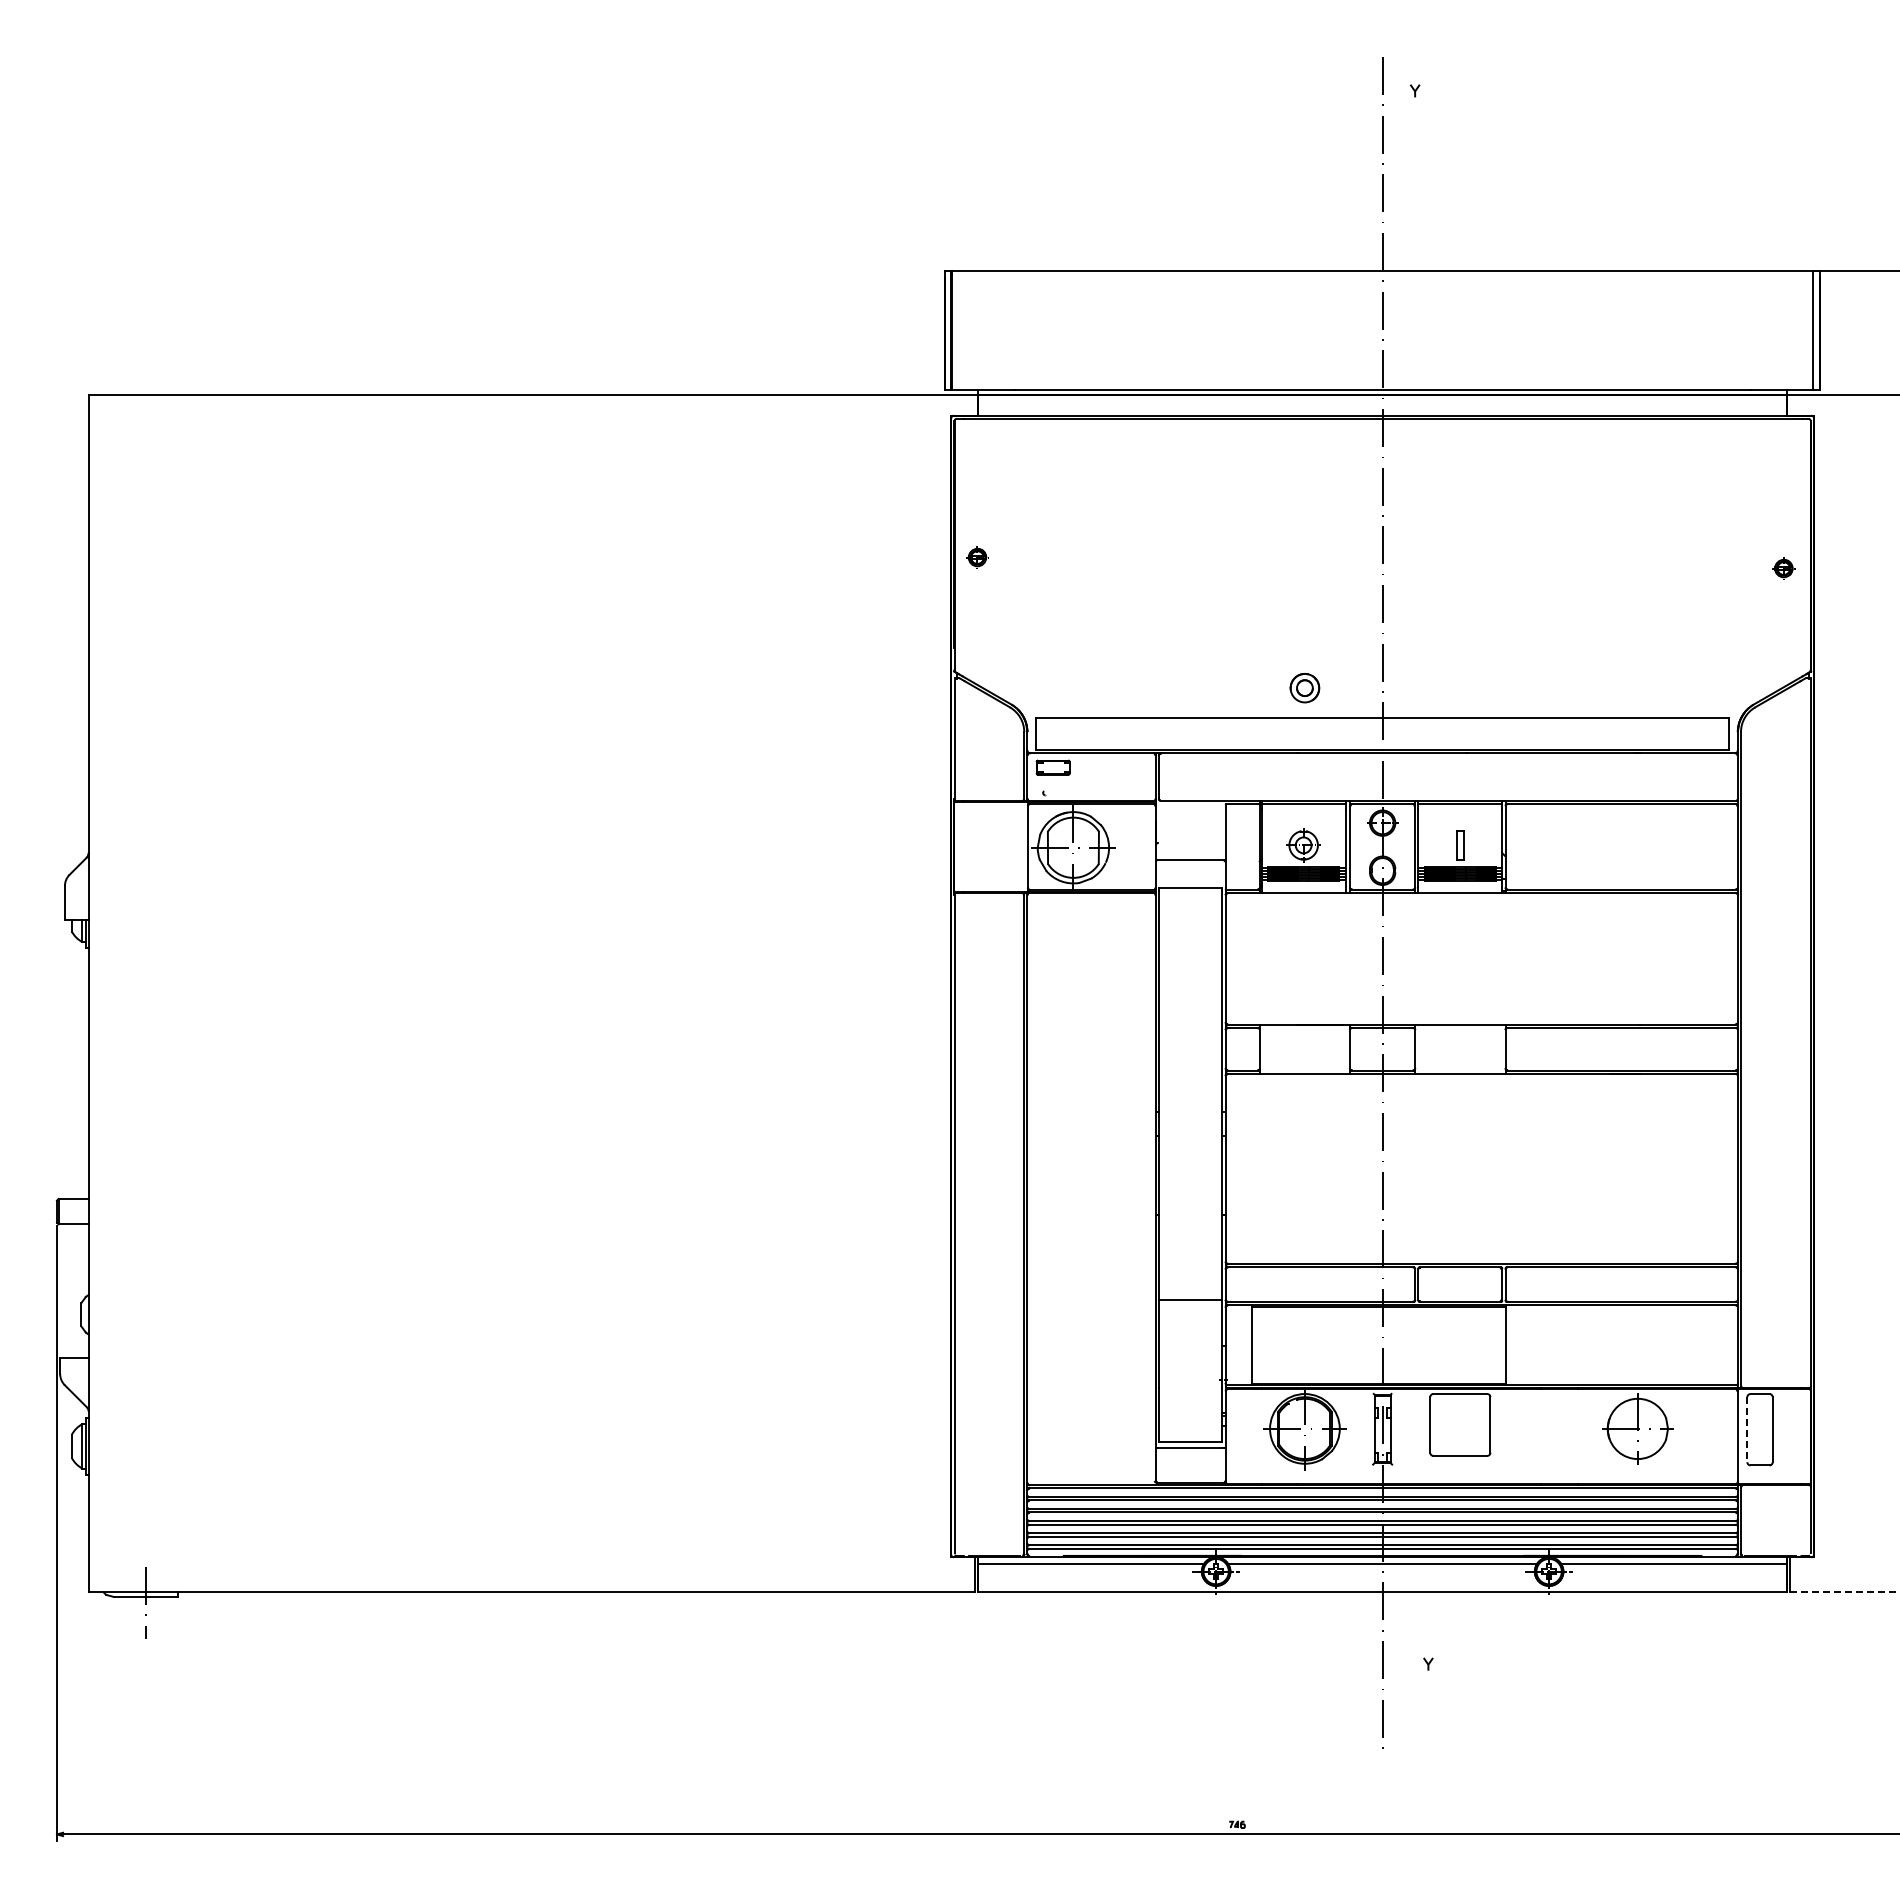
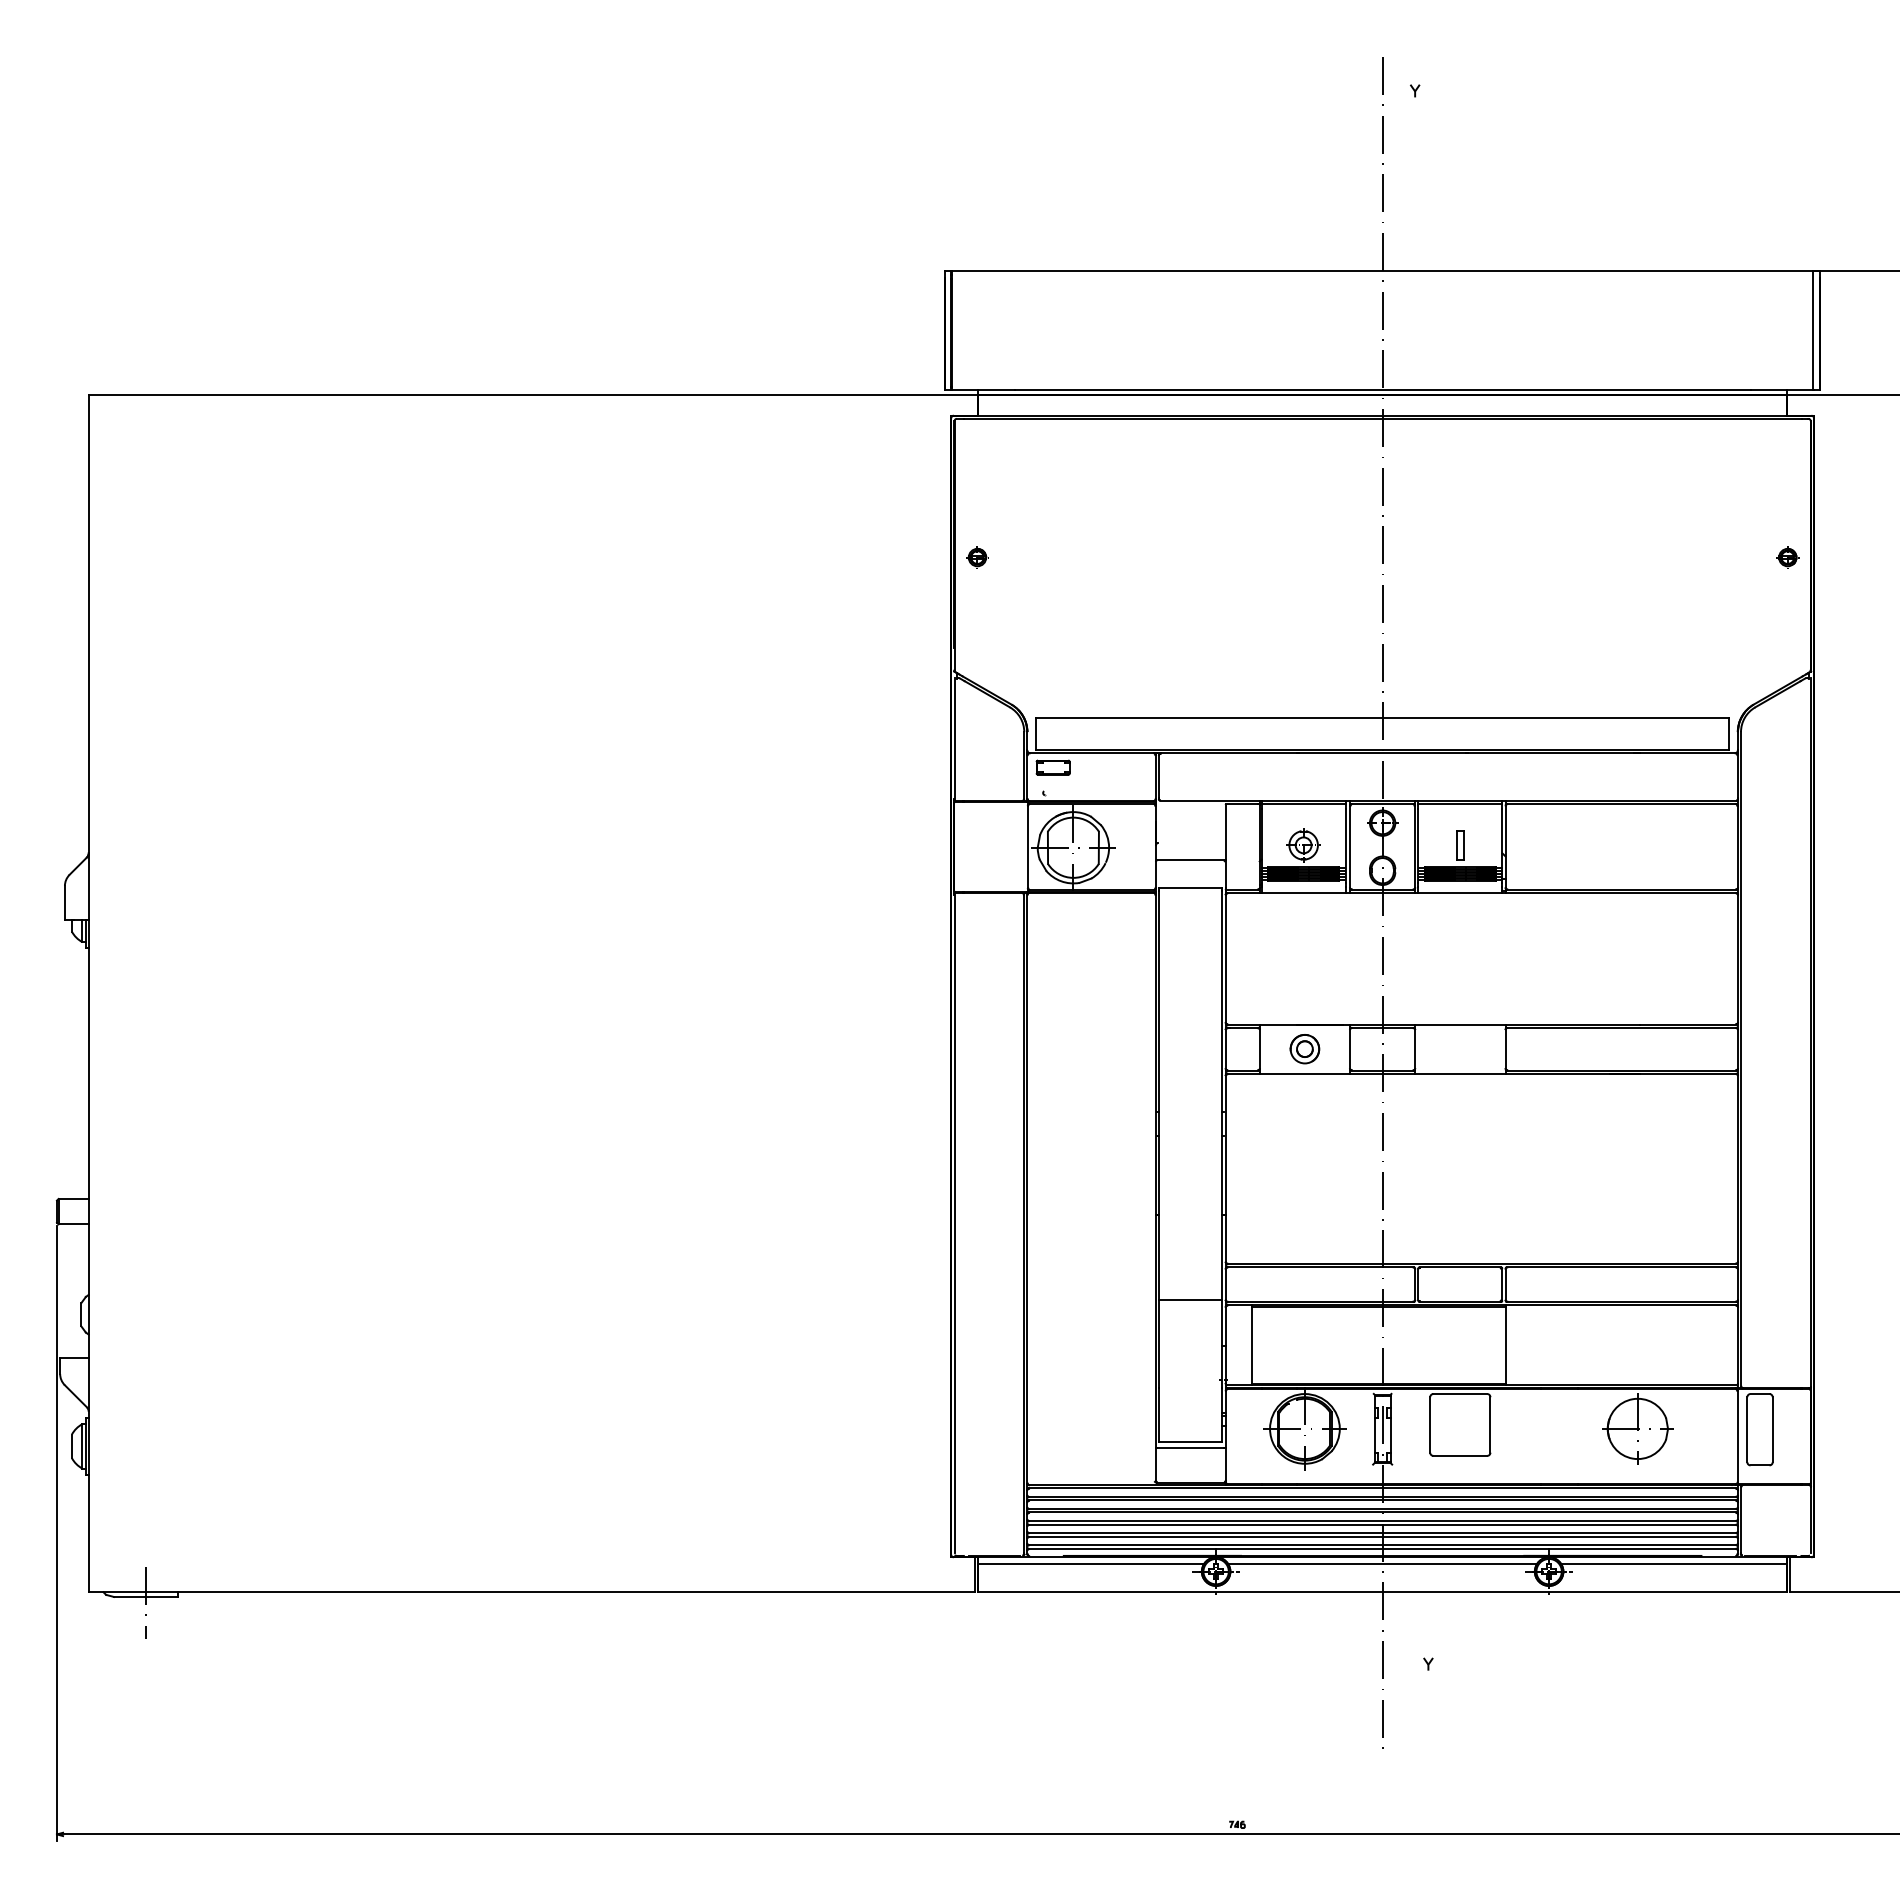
part position: (1783, 568) -> (1787, 557) (1787, 557)
part position: (1304, 688) -> (1304, 1049) (1304, 1049)
line: dashed -> solid (1747, 1429)
line: dashed -> solid (1845, 1592)
